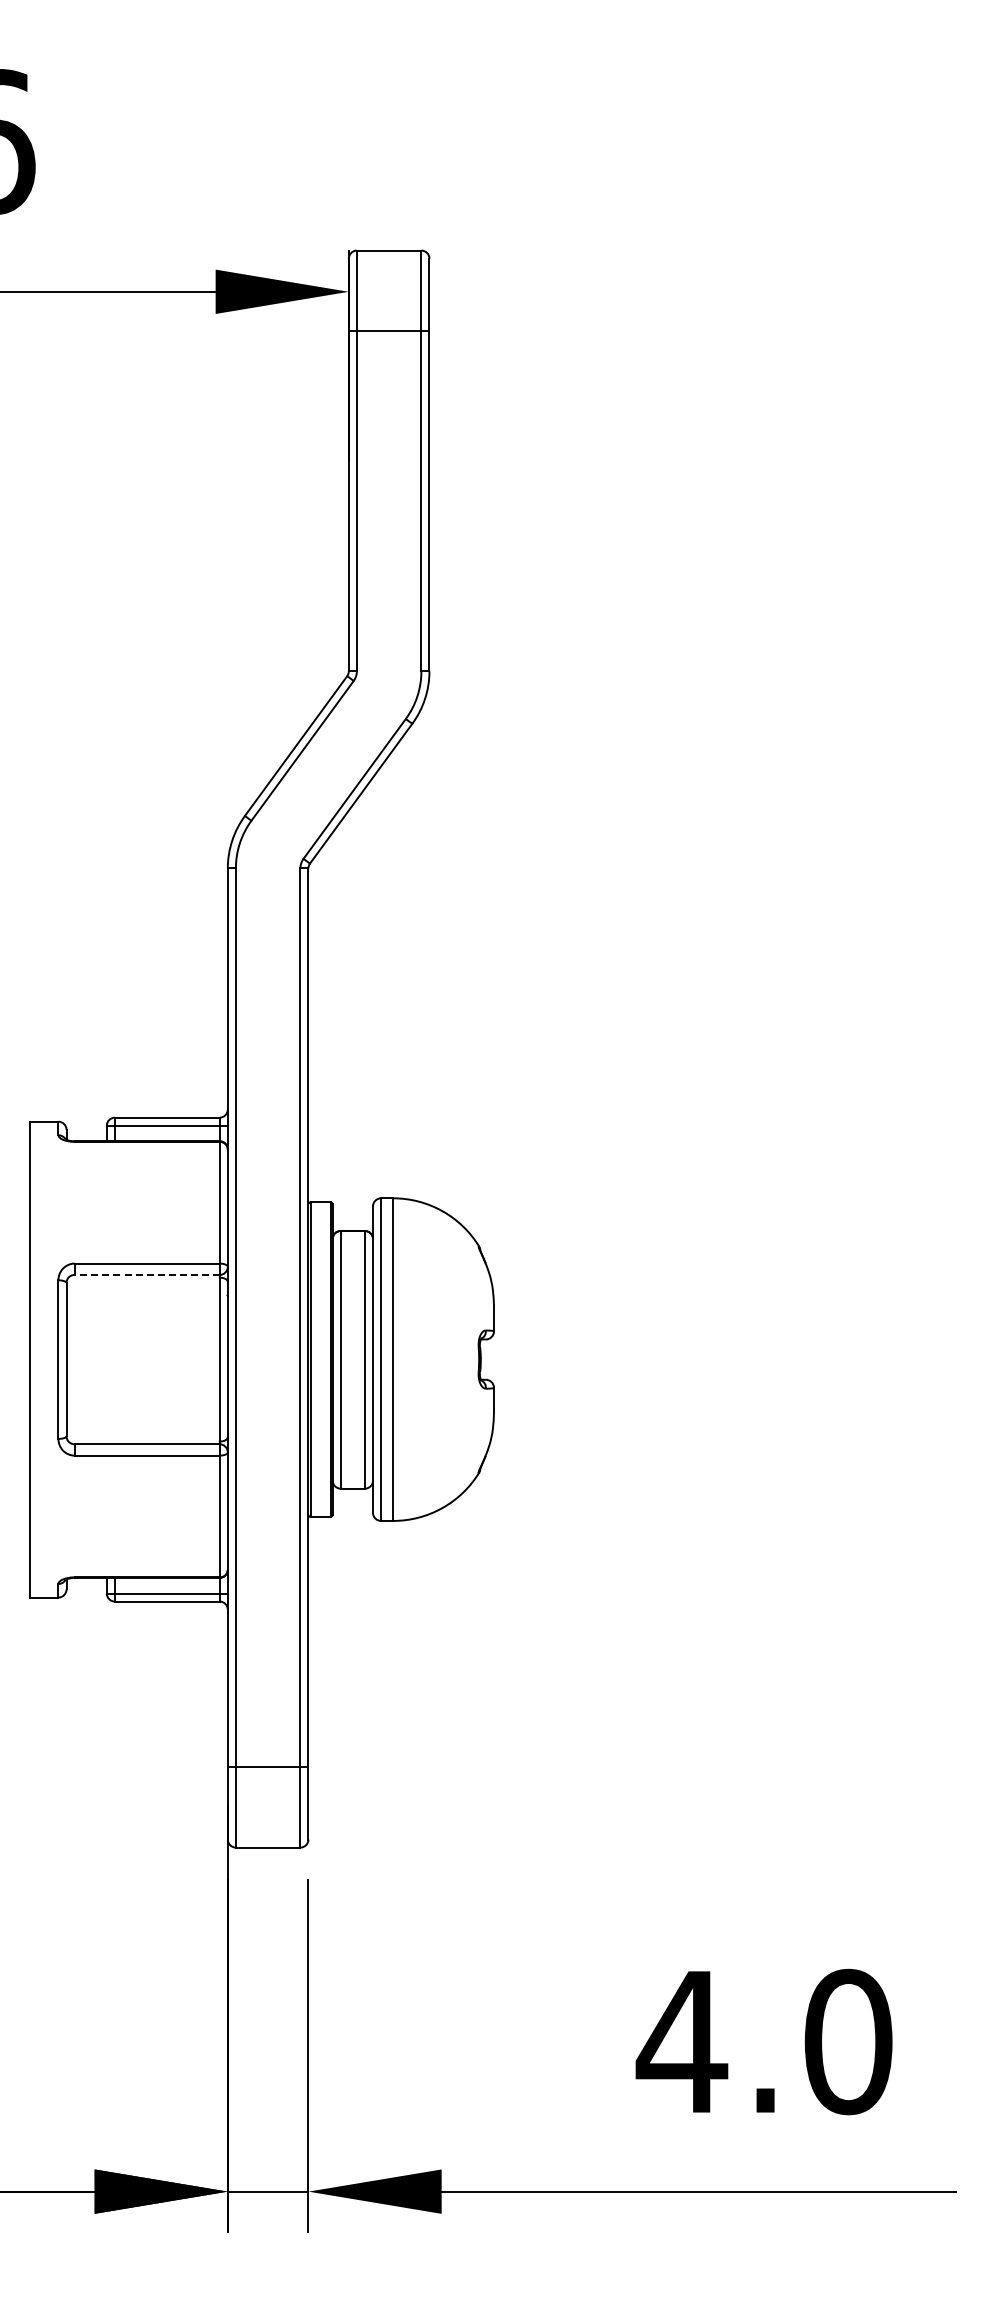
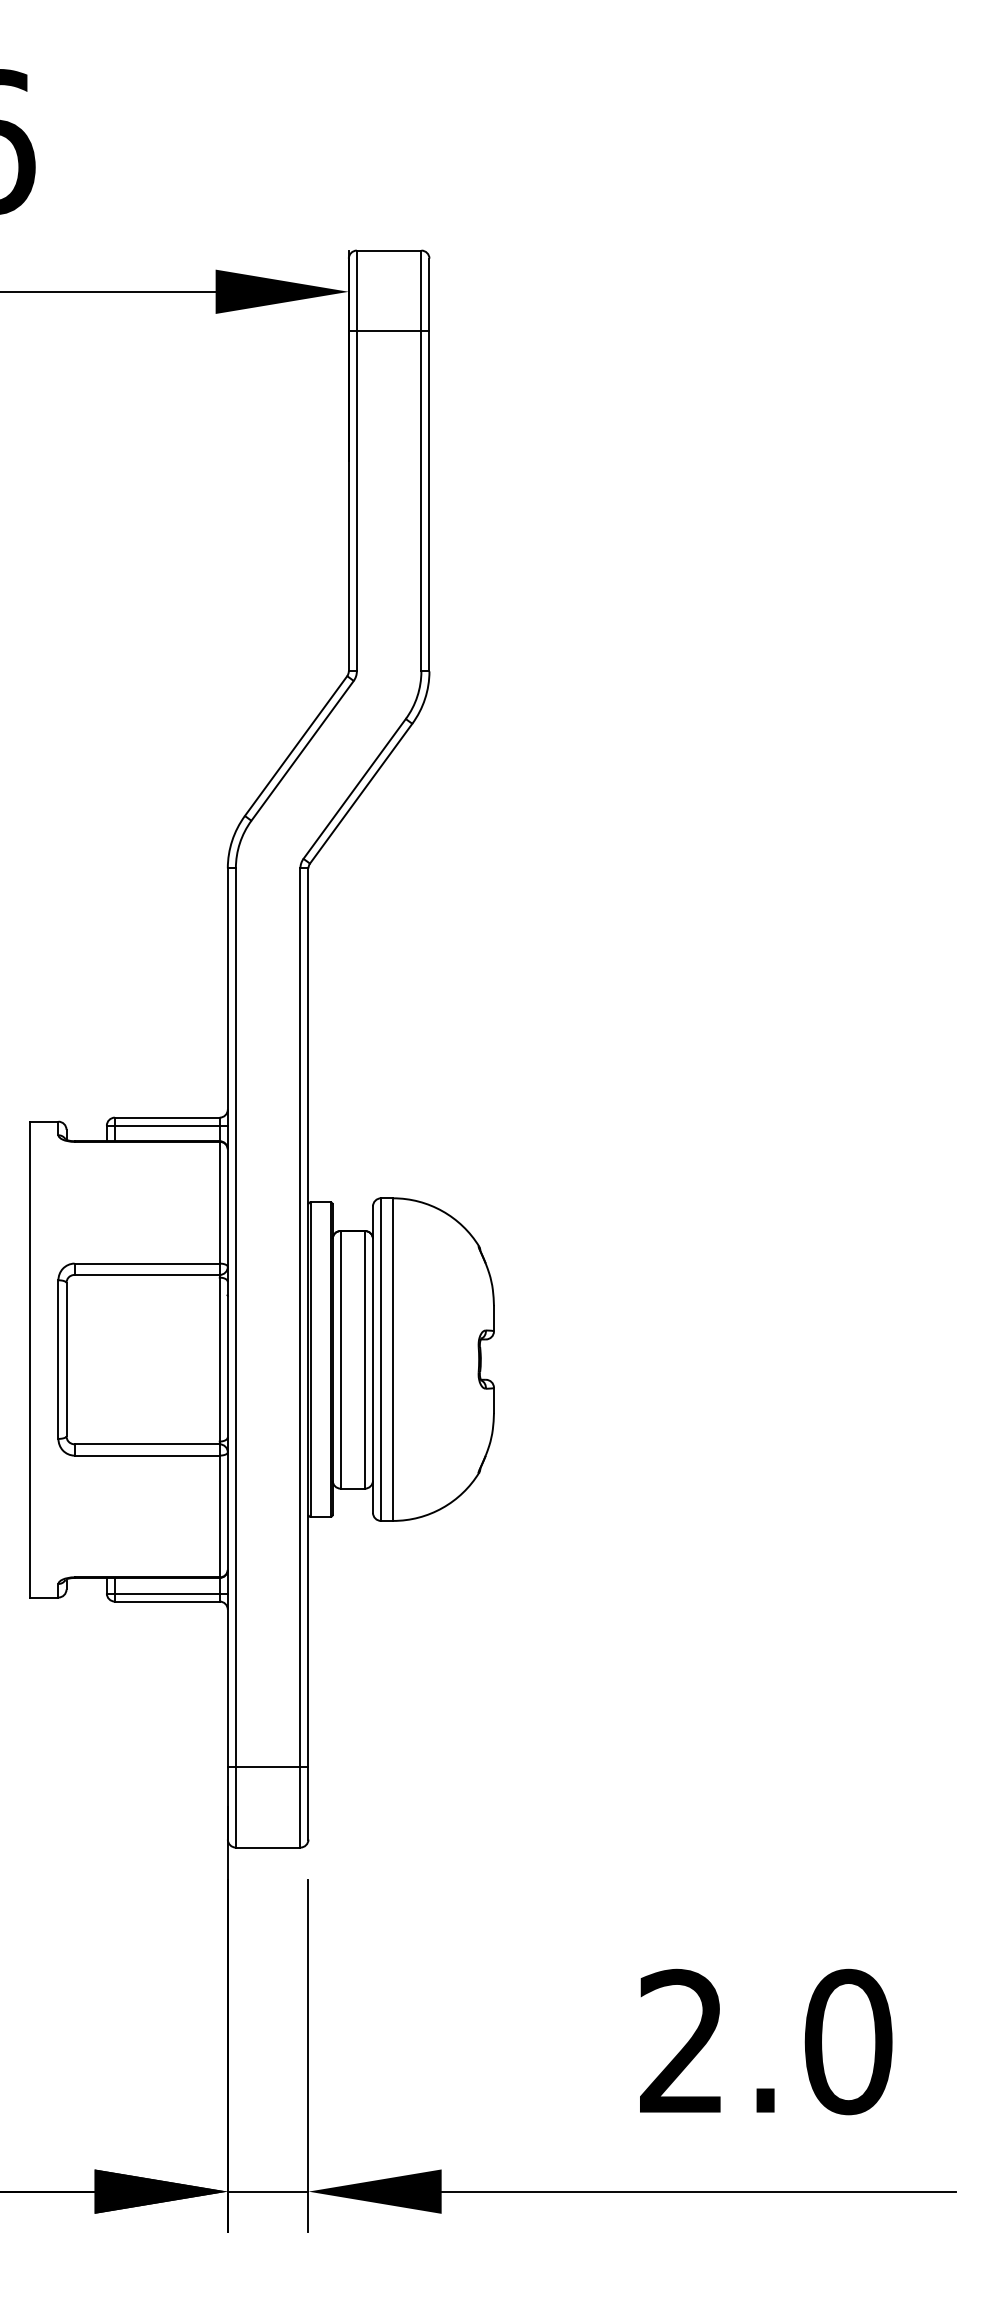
line: dashed -> solid (147, 1274)
text: 4.0 -> 2.0 (681, 2040)
